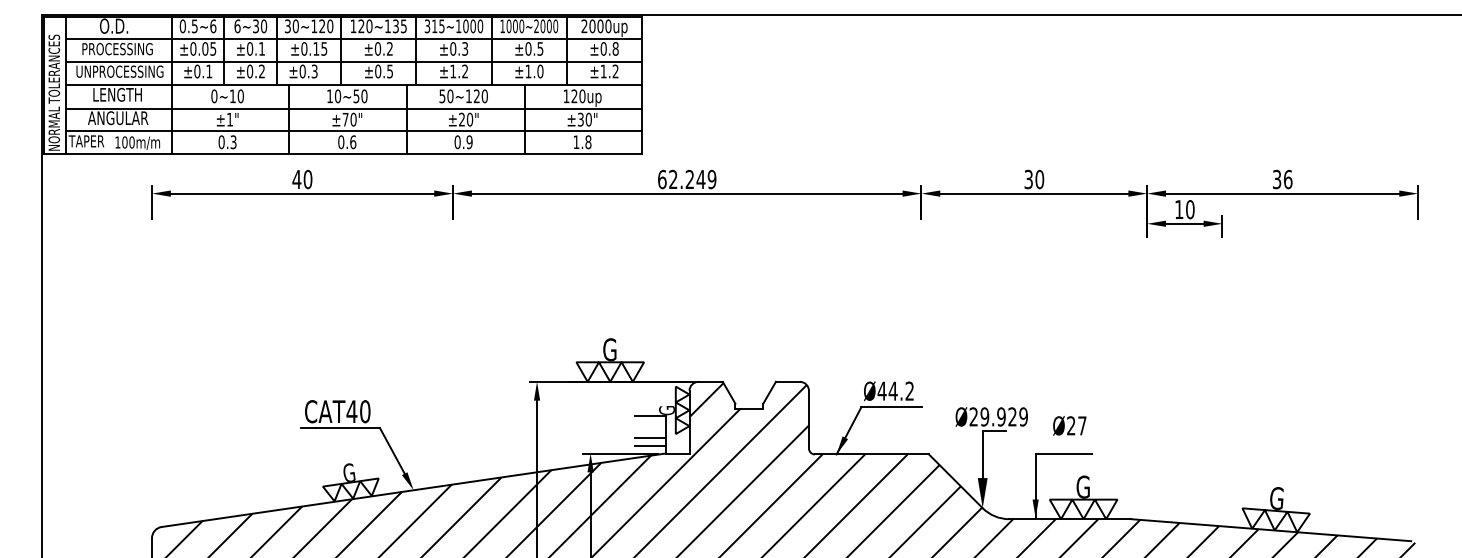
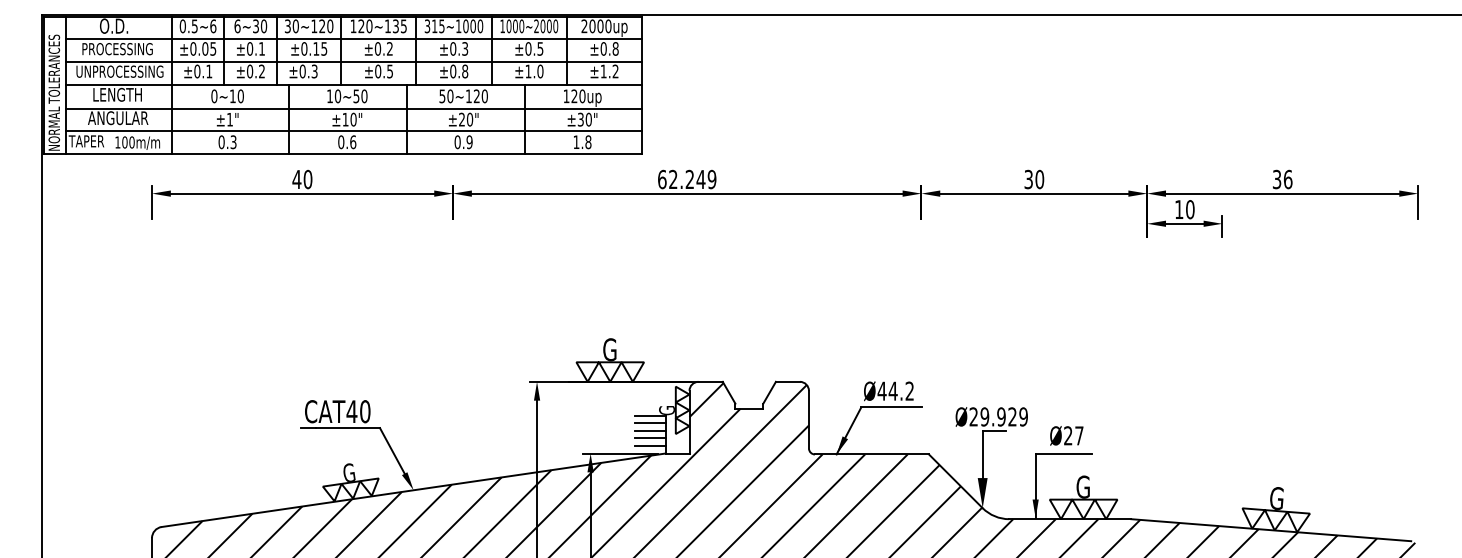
text: ±1.2 -> ±0.8 (459, 71)
text: ±70" -> ±10" (345, 119)
line: none -> present (650, 423)
text position: (1069, 425) -> (1066, 435) (1066, 435)
line: none -> present (650, 430)
